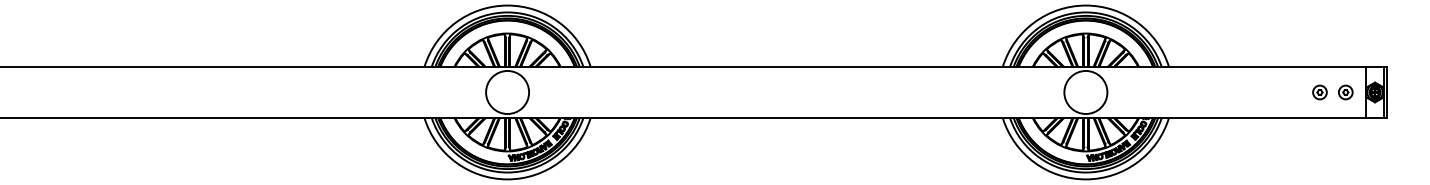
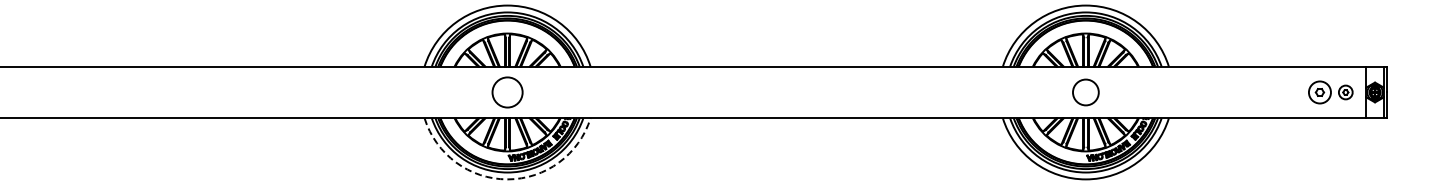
circle diameter: 43 px -> 30 px (507, 92)
circle diameter: 43 px -> 26 px (1085, 92)
part size: 16x17 px -> 24x25 px (1319, 92)
arc: solid -> dashed (507, 179)
